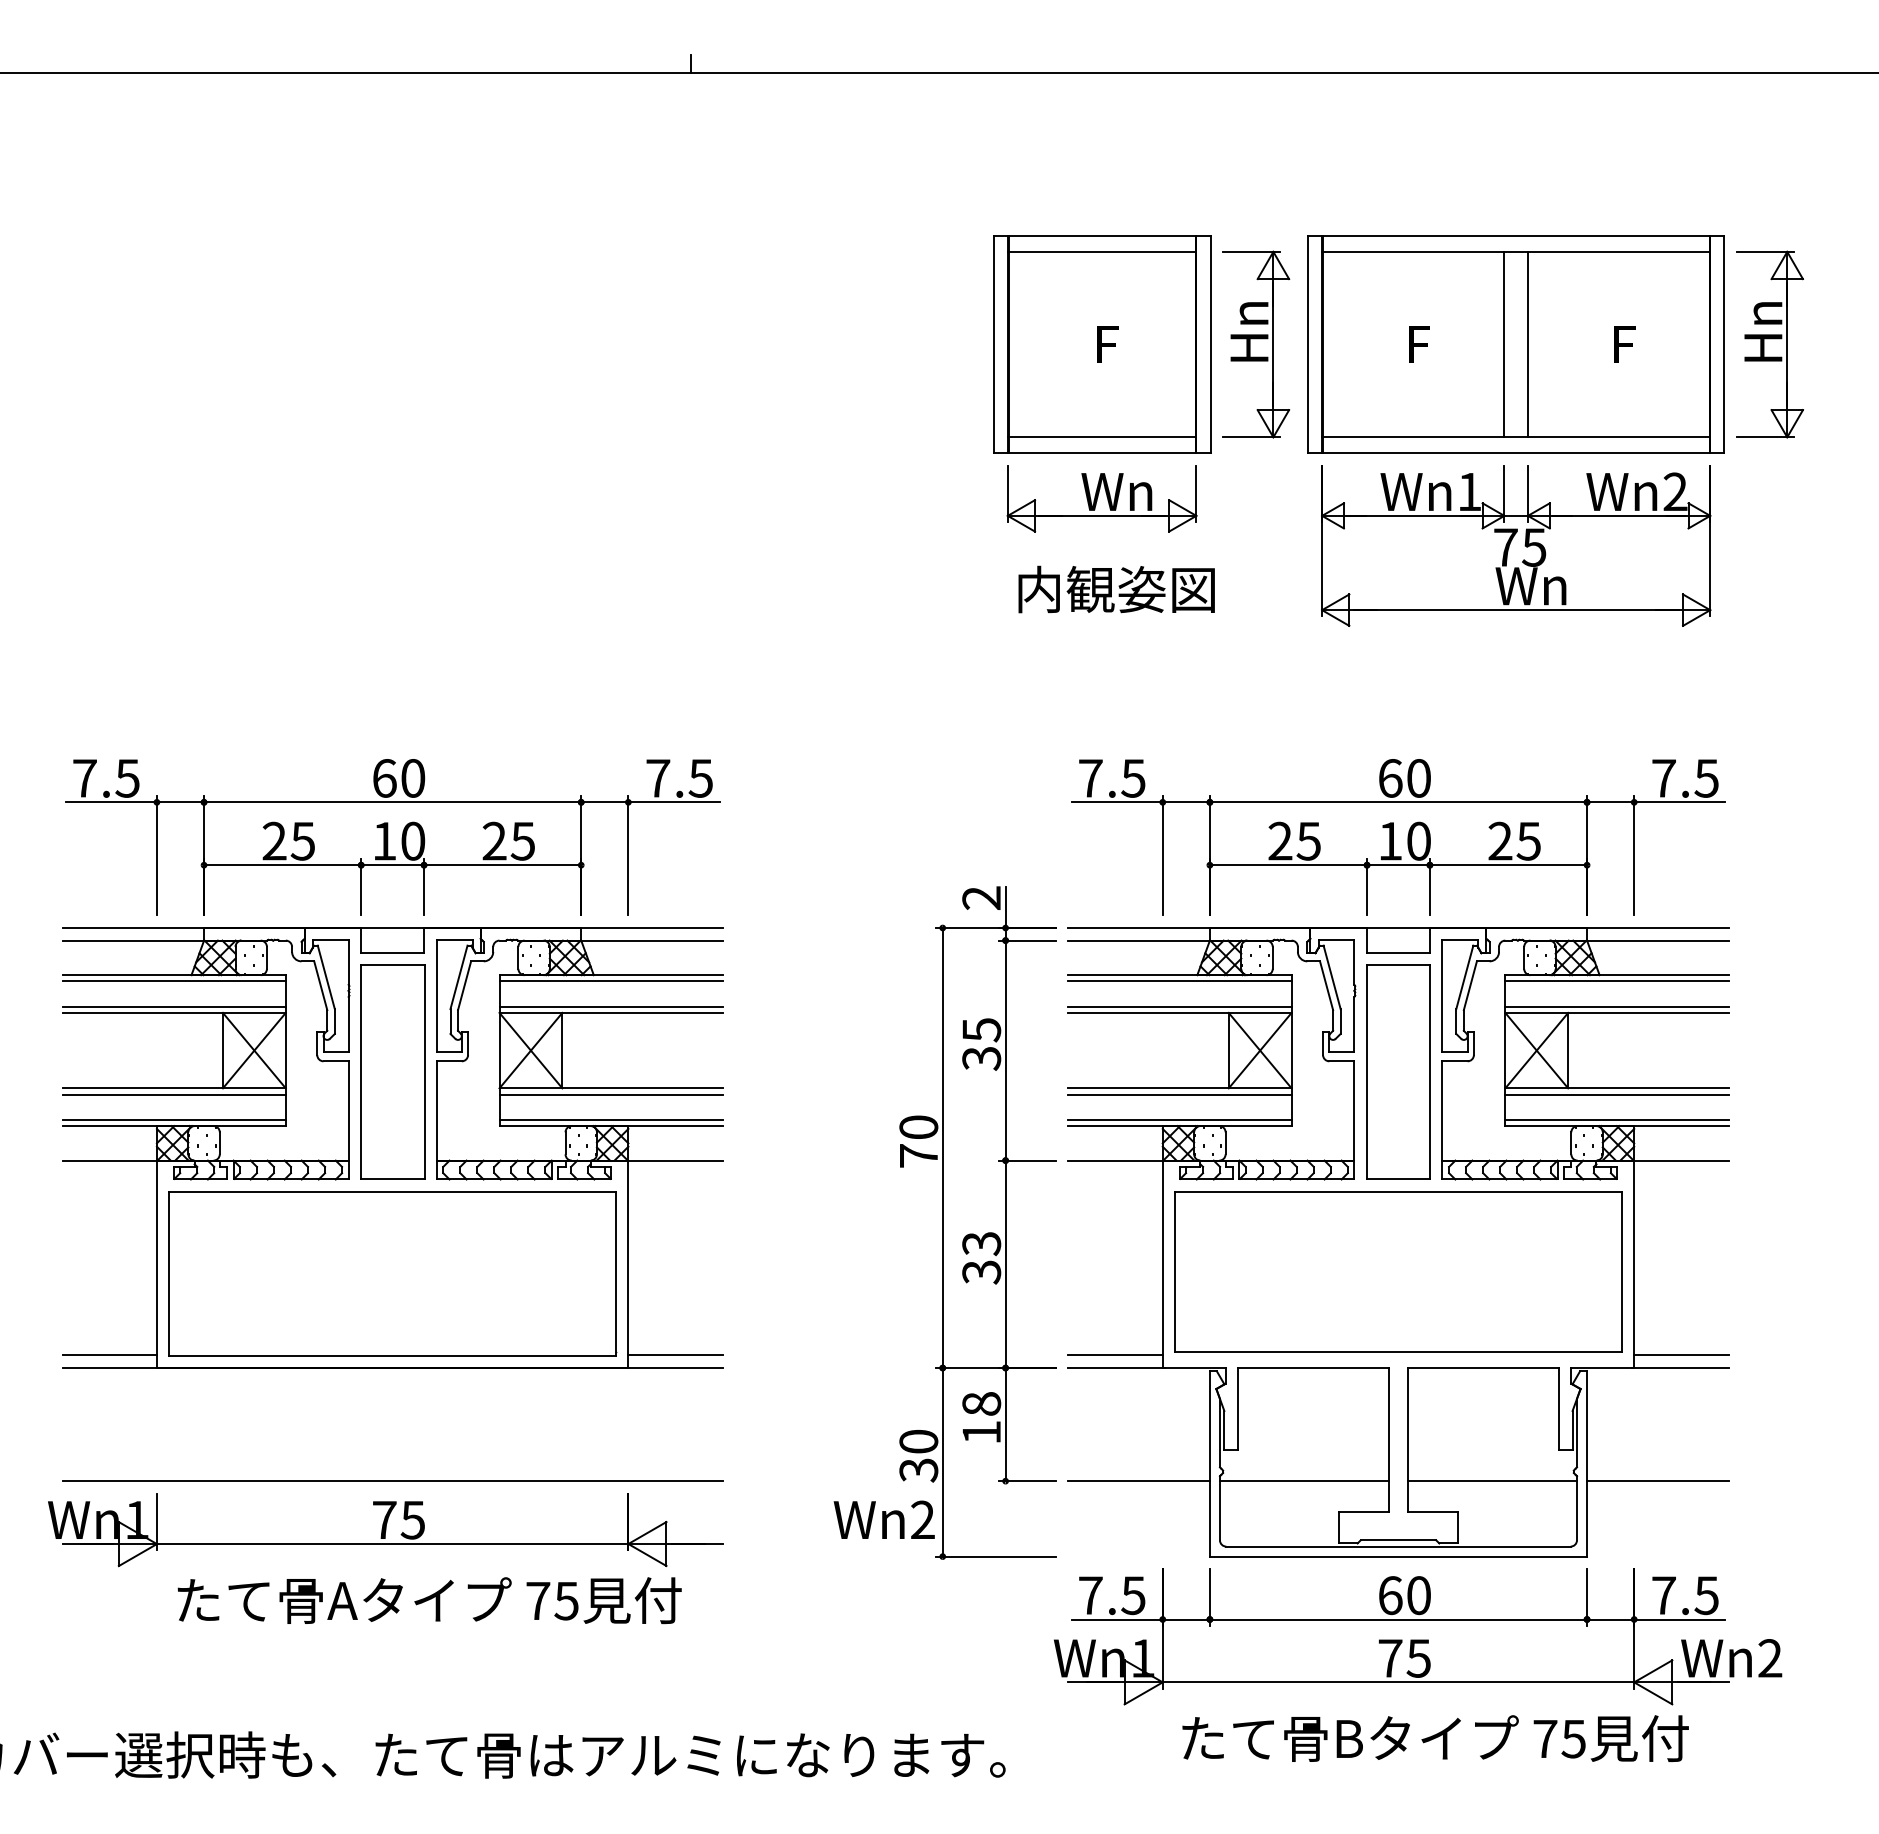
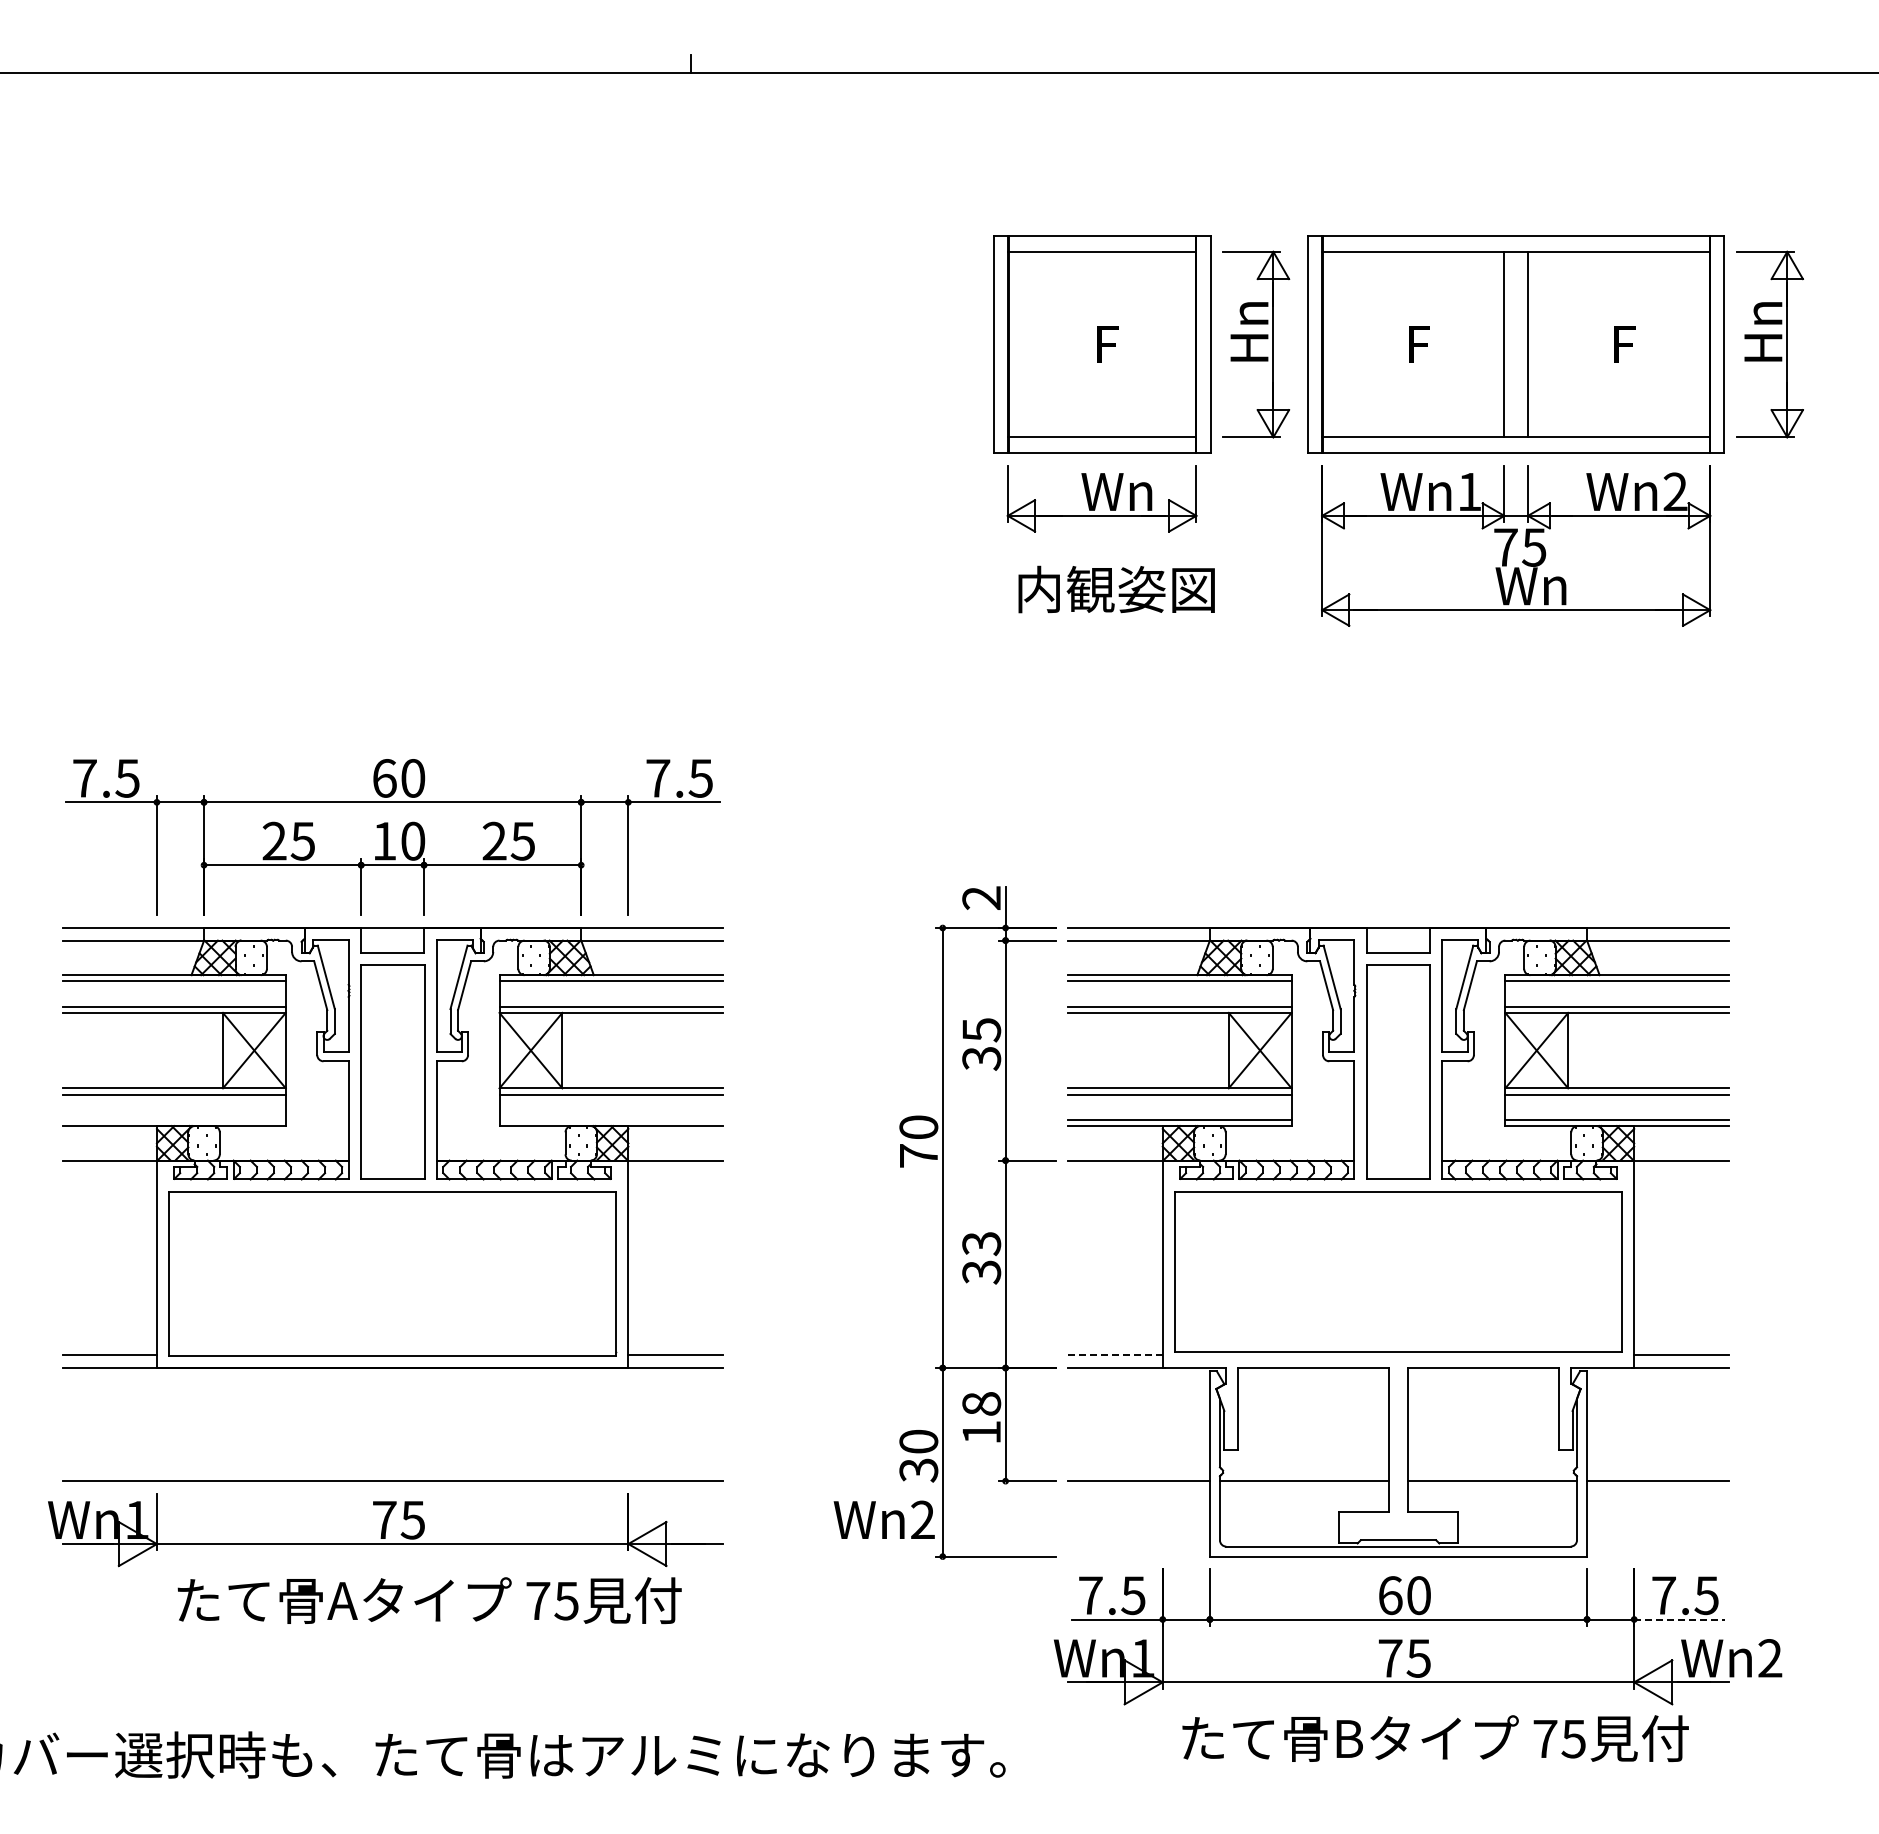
part: present -> none (1398, 837)
line: present -> none (173, 1119)
line: present -> none (610, 1119)
line: solid -> dashed (1115, 1355)
line: solid -> dashed (1679, 1619)
